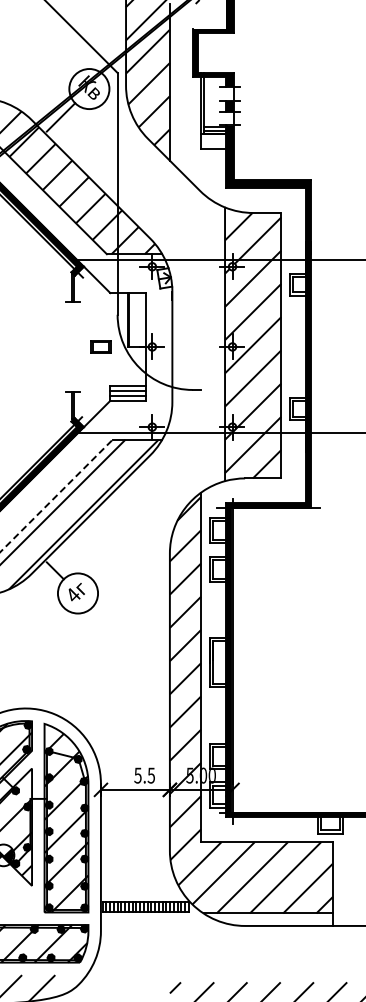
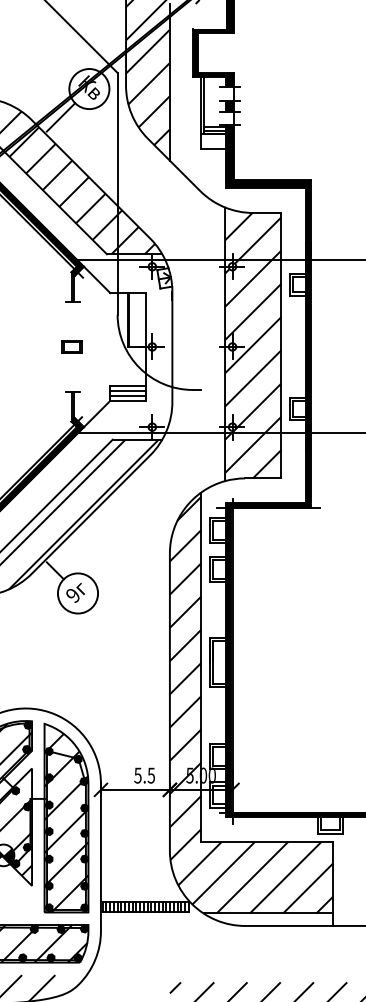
part position: (100, 346) -> (71, 346) (71, 346)
line: dashed -> solid (56, 496)
text: 4 -> 9 (73, 595)
